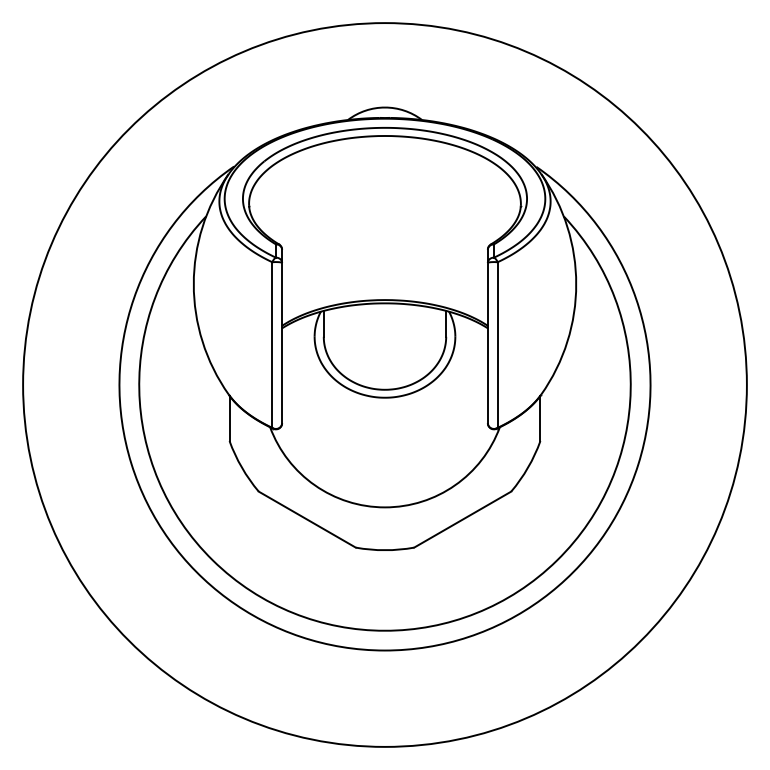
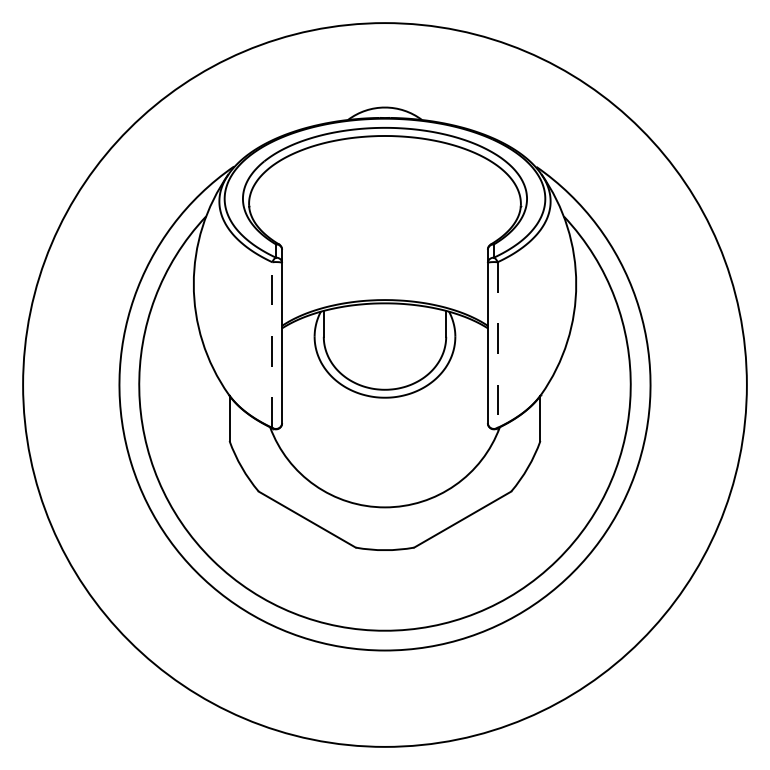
line: solid -> dashed (272, 345)
line: solid -> dashed (497, 345)
